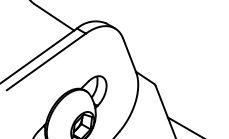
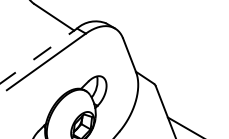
line: solid -> dashed (39, 55)
